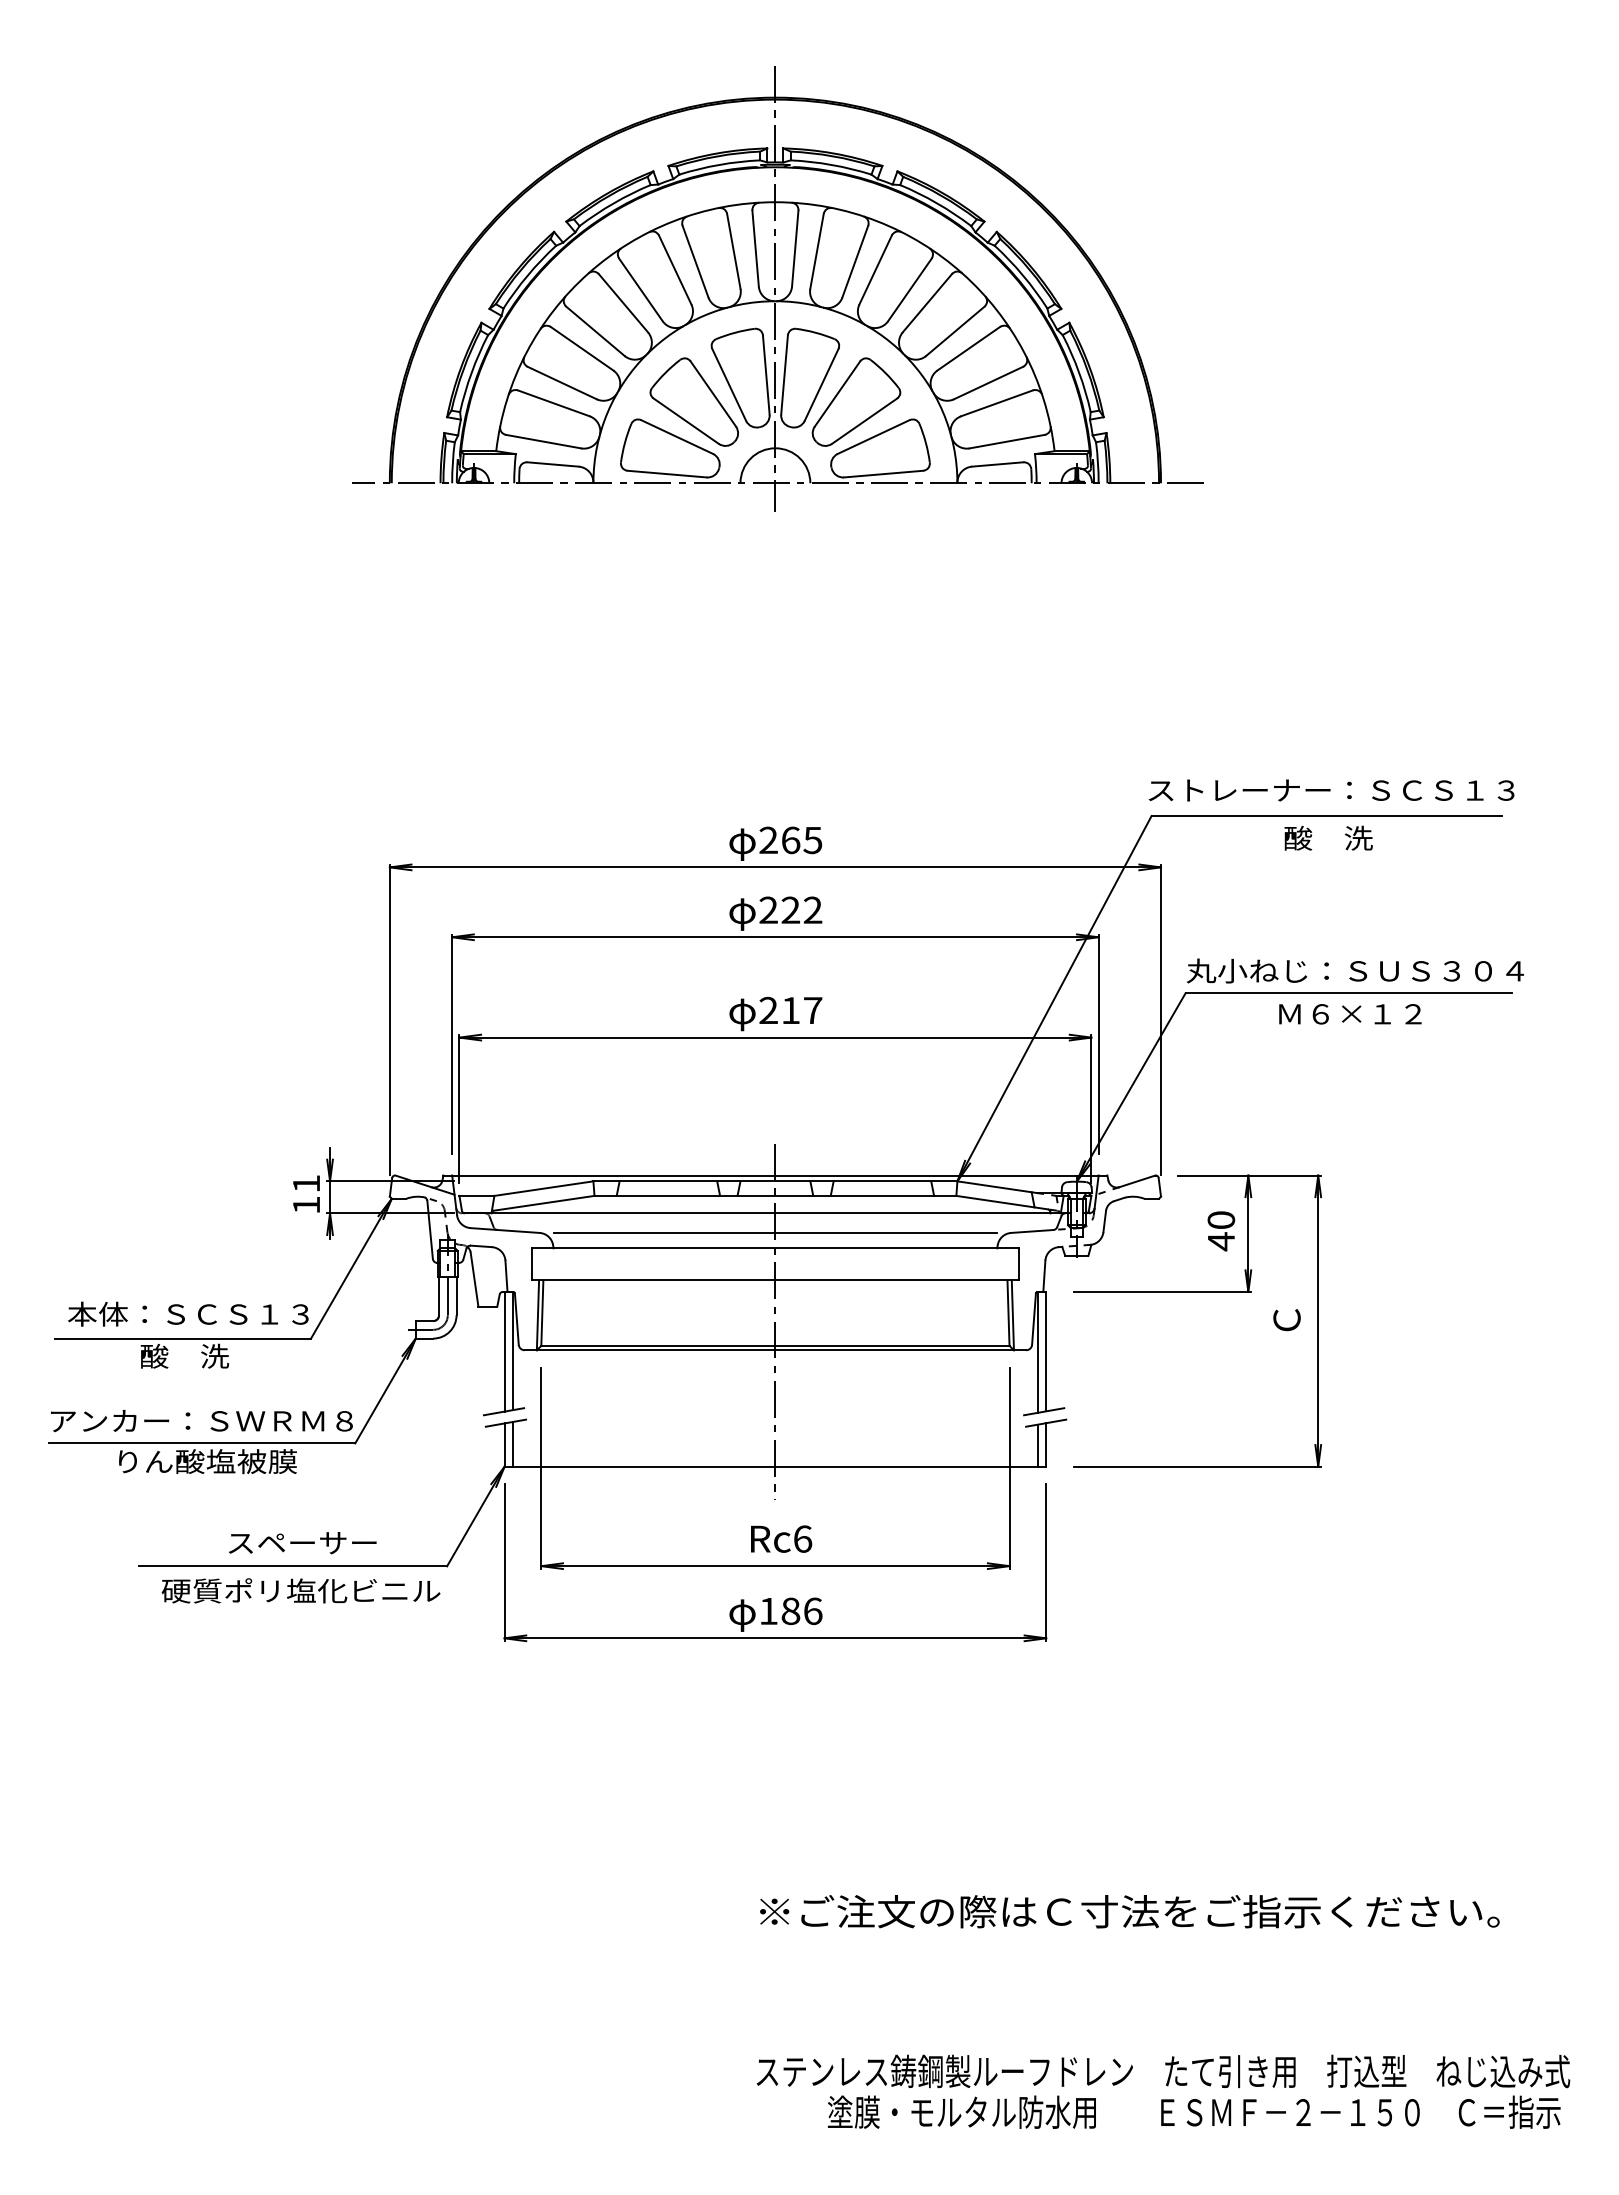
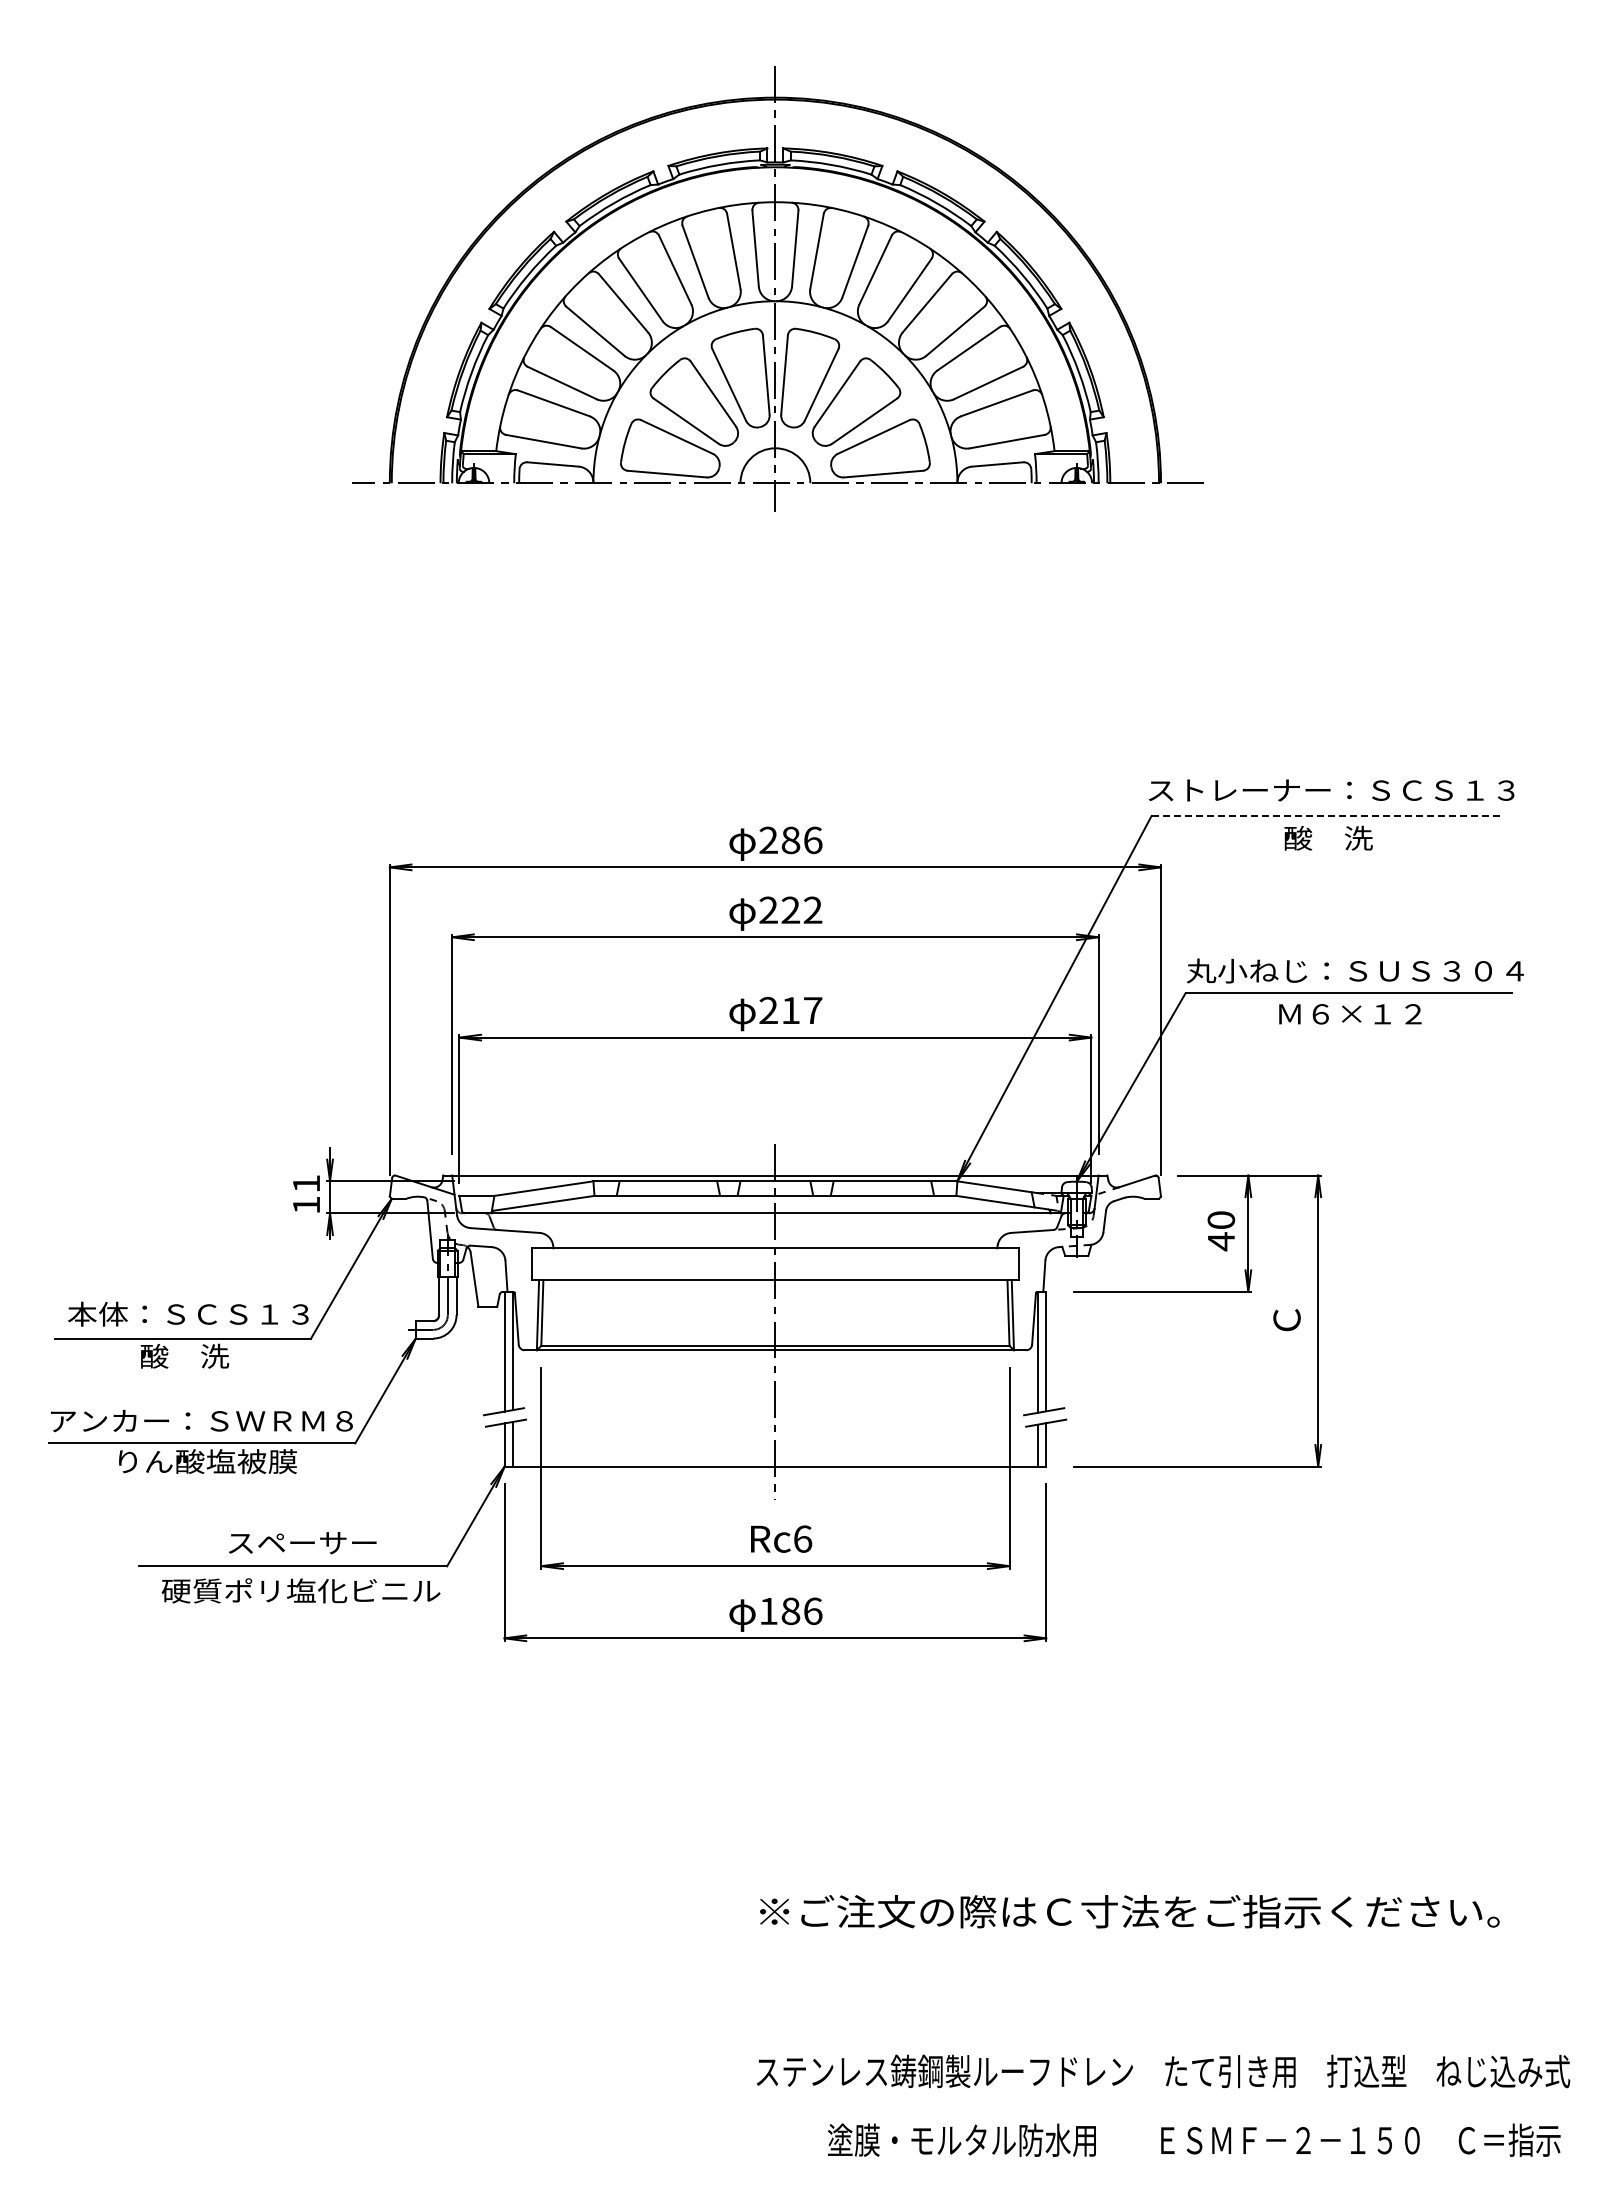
line: solid -> dashed (1327, 816)
text: 265 -> 286 (801, 840)
line: present -> none (775, 1232)
text position: (1194, 2111) -> (1194, 2139) (1194, 2139)
